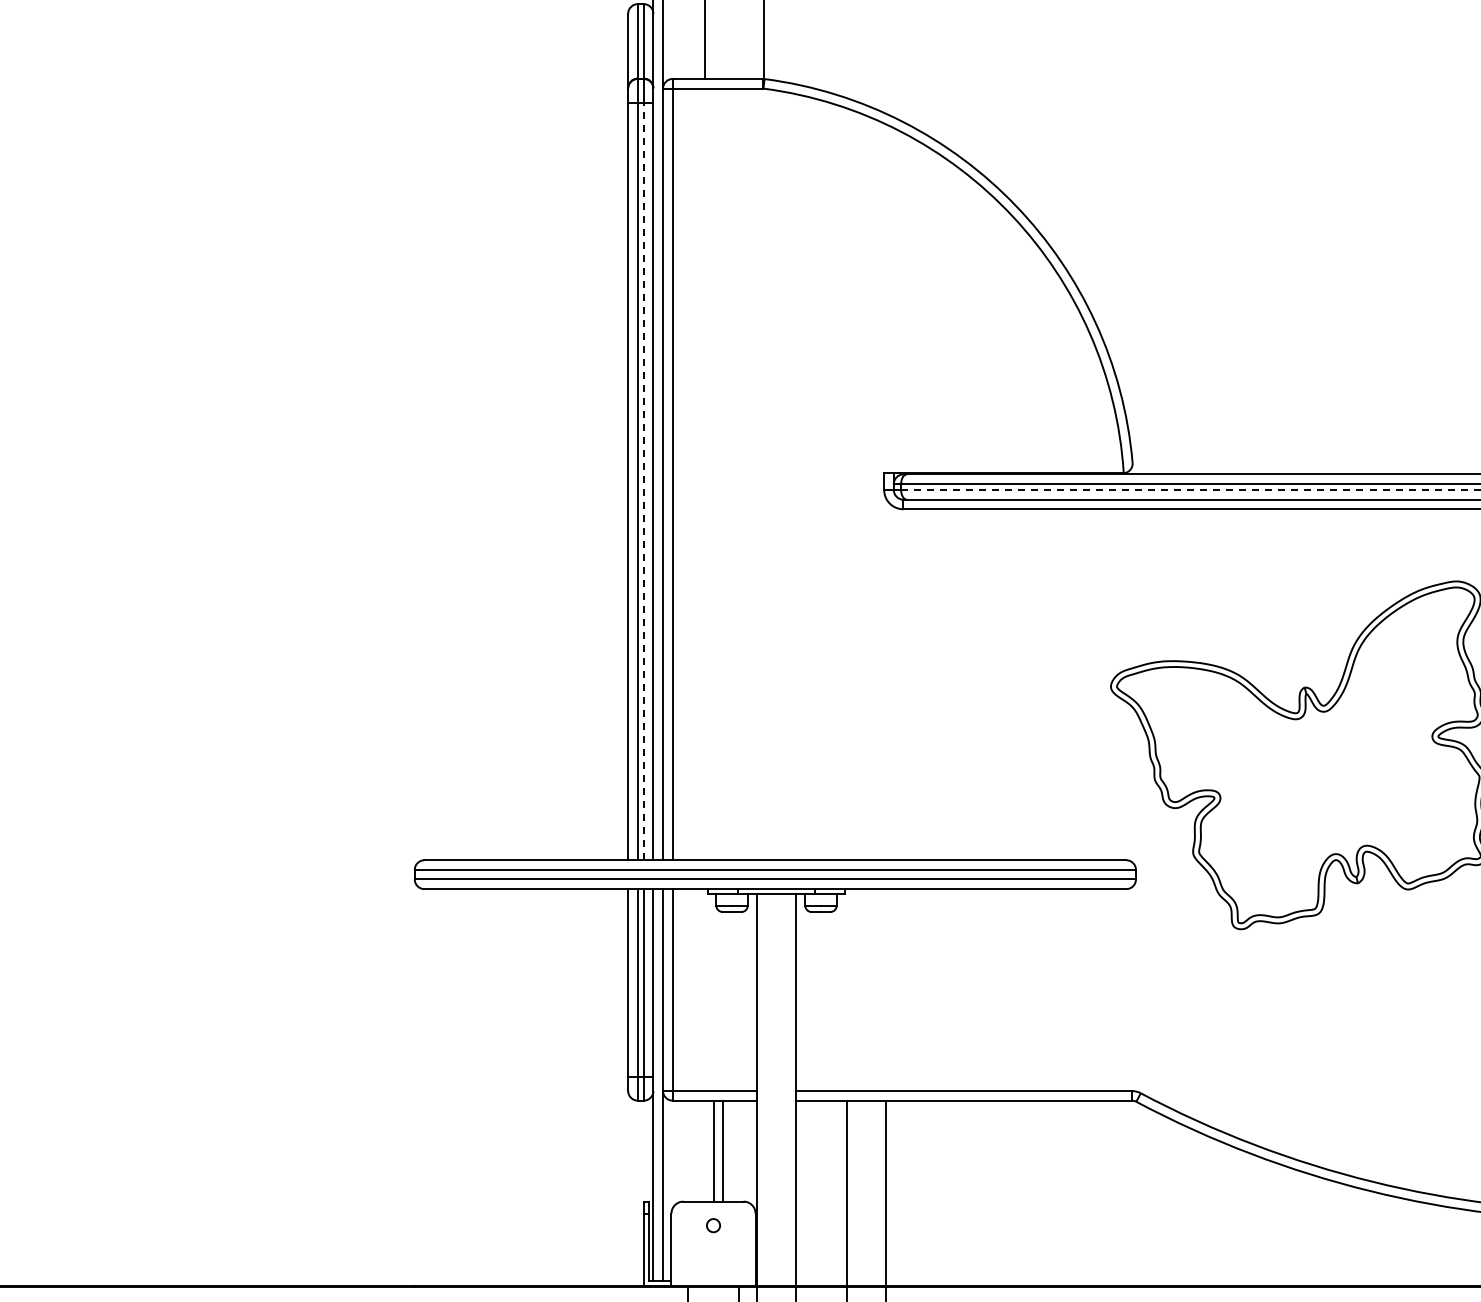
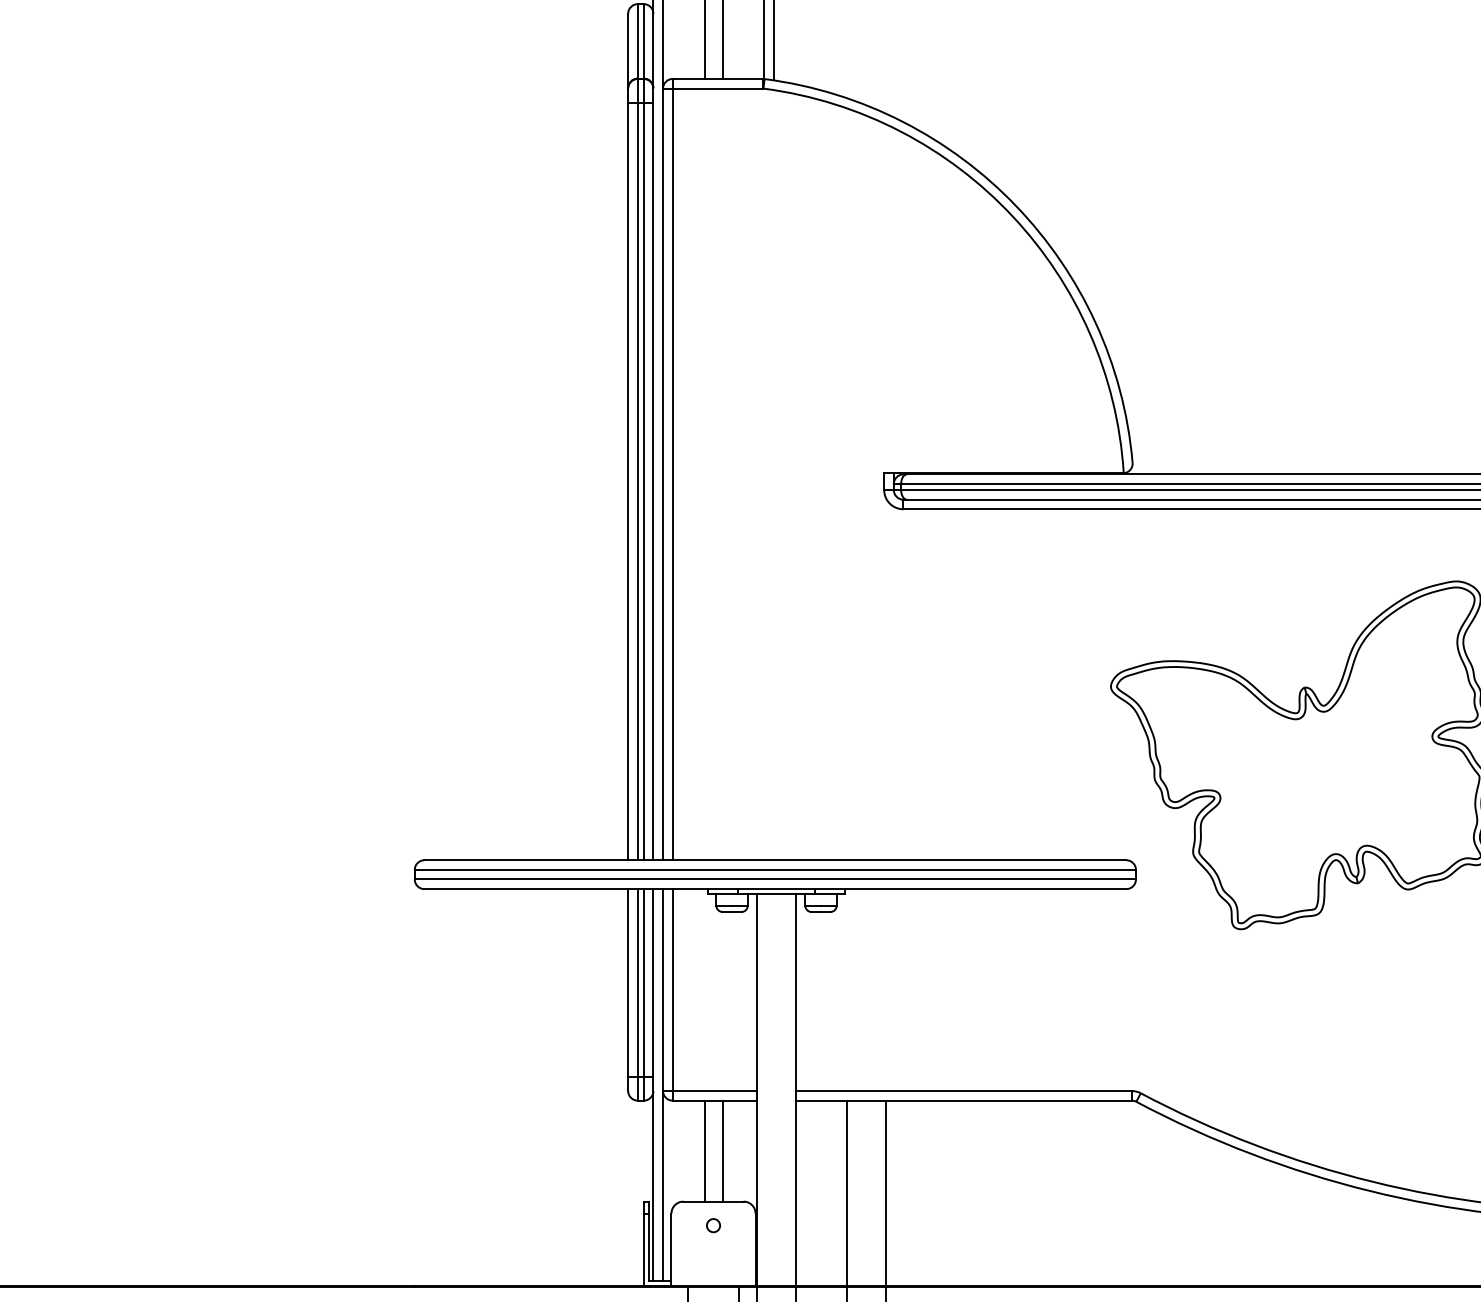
line: none -> present (722, 40)
line: none -> present (773, 41)
line: dashed -> solid (643, 481)
line: dashed -> solid (1191, 490)
line position: (713, 1150) -> (704, 1150) (704, 1150)
